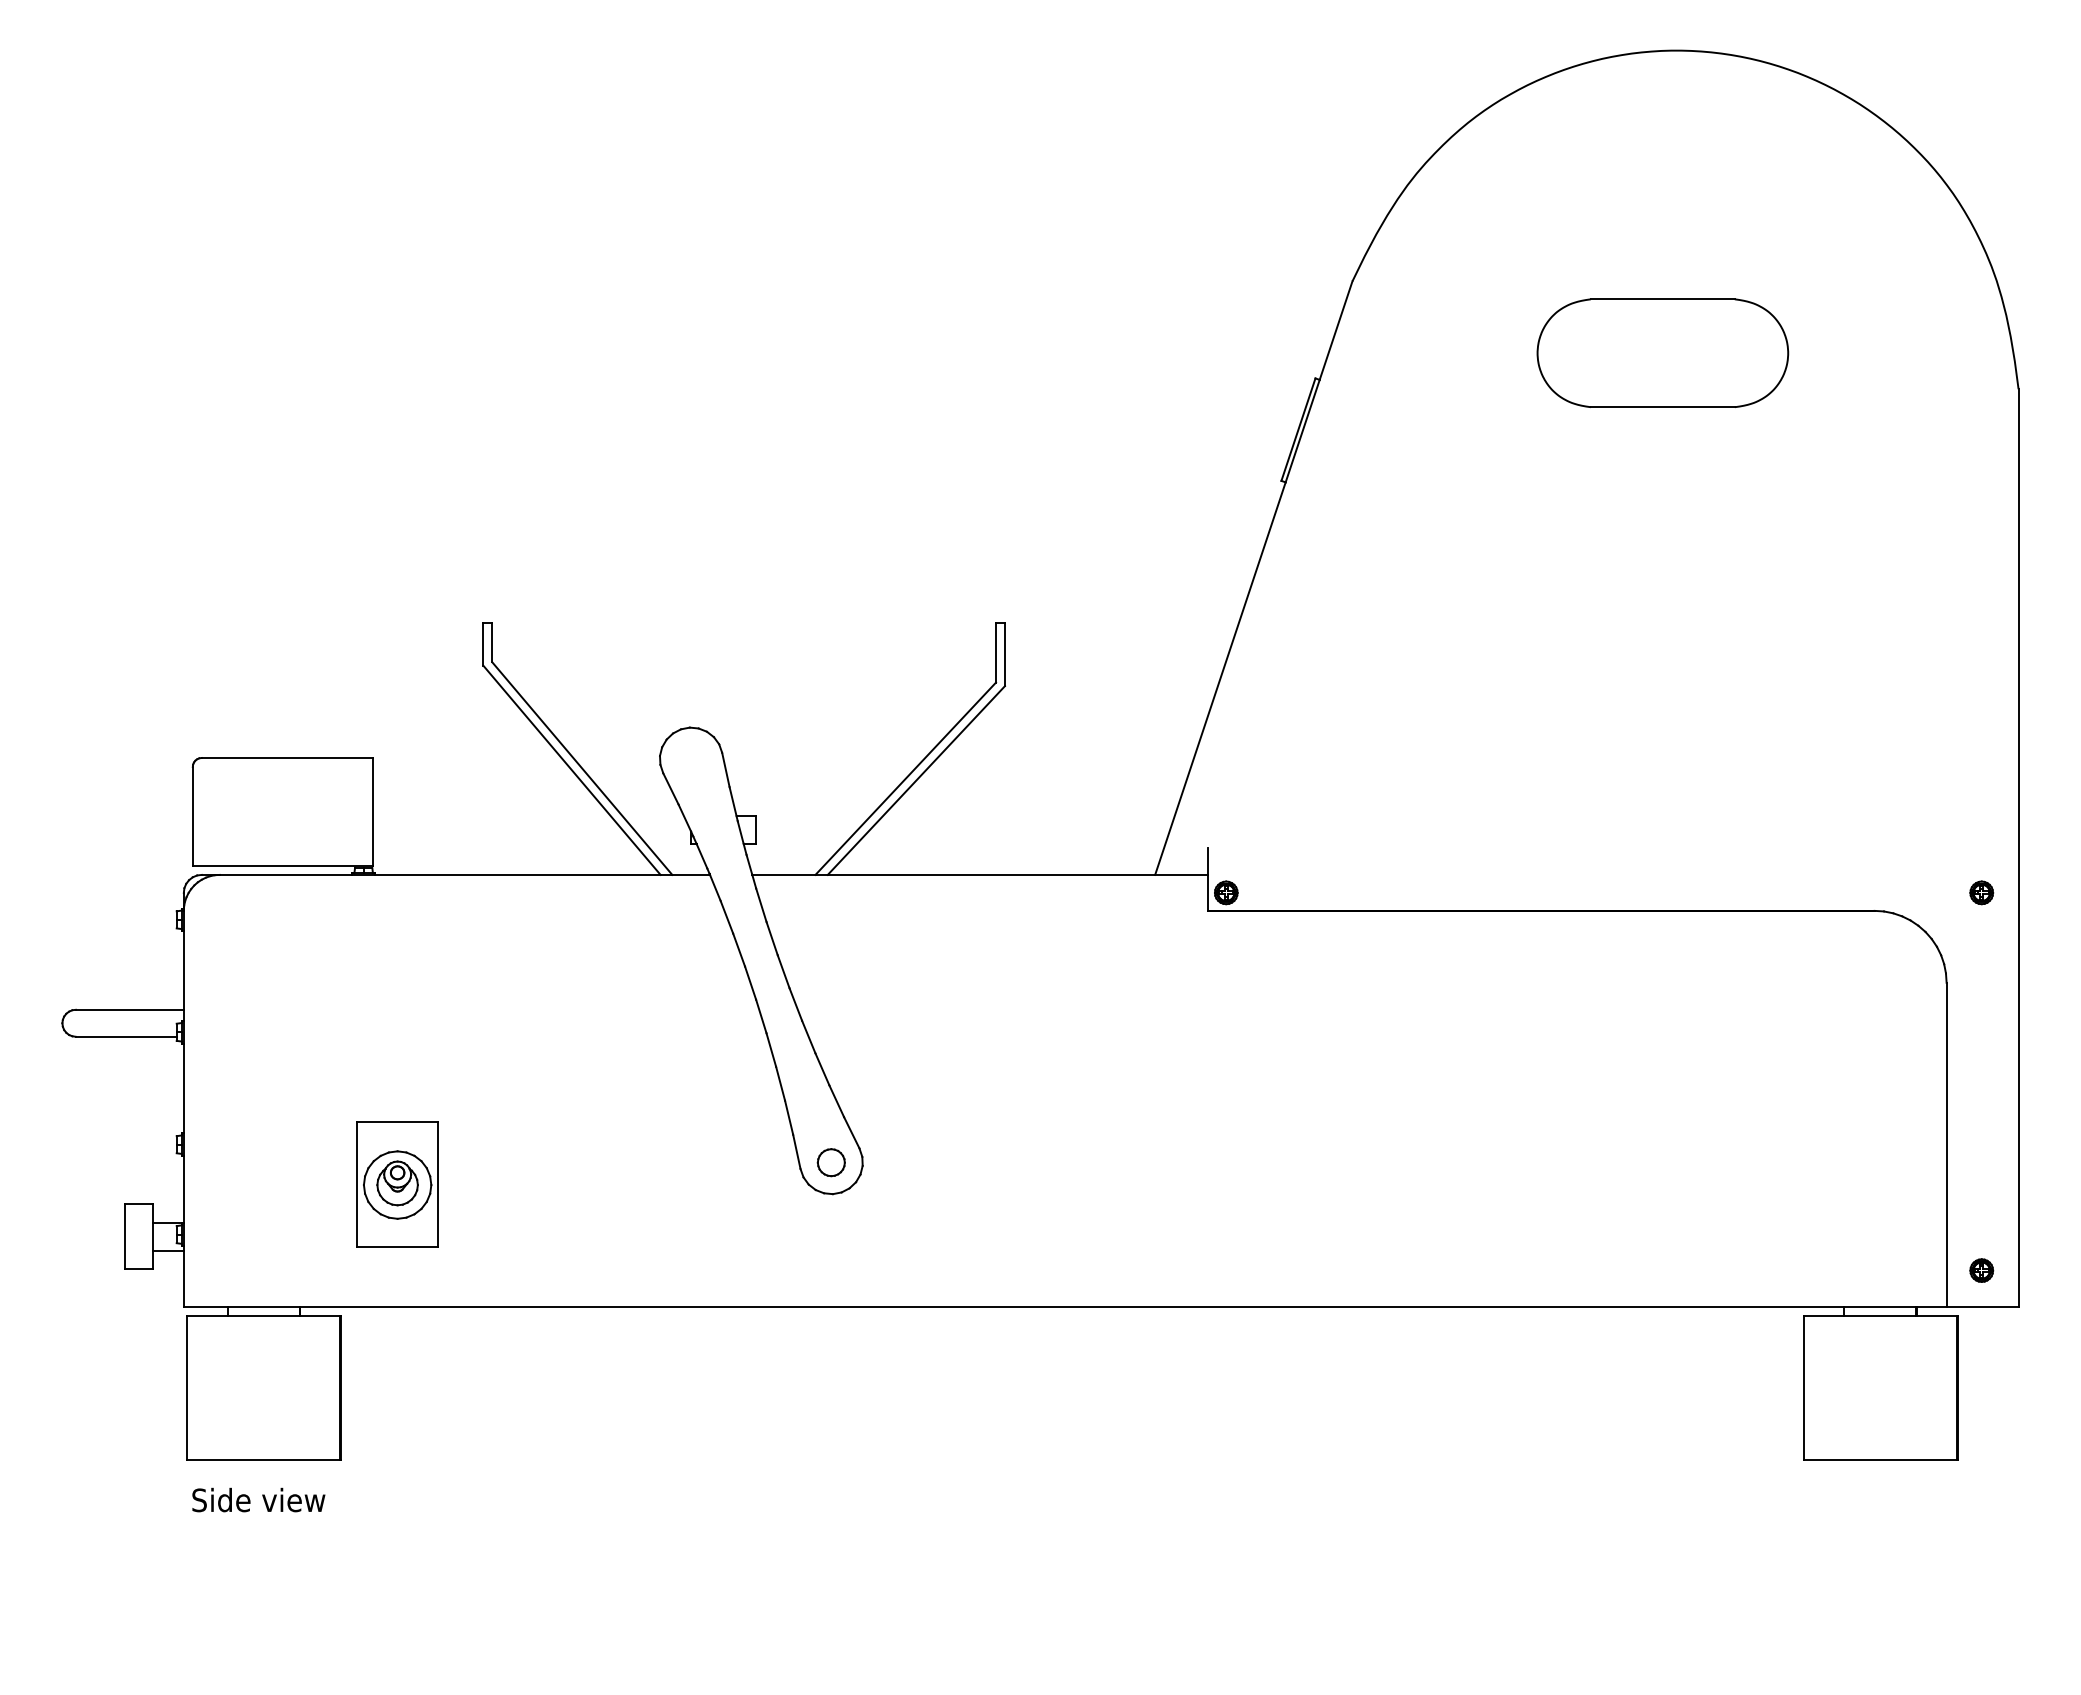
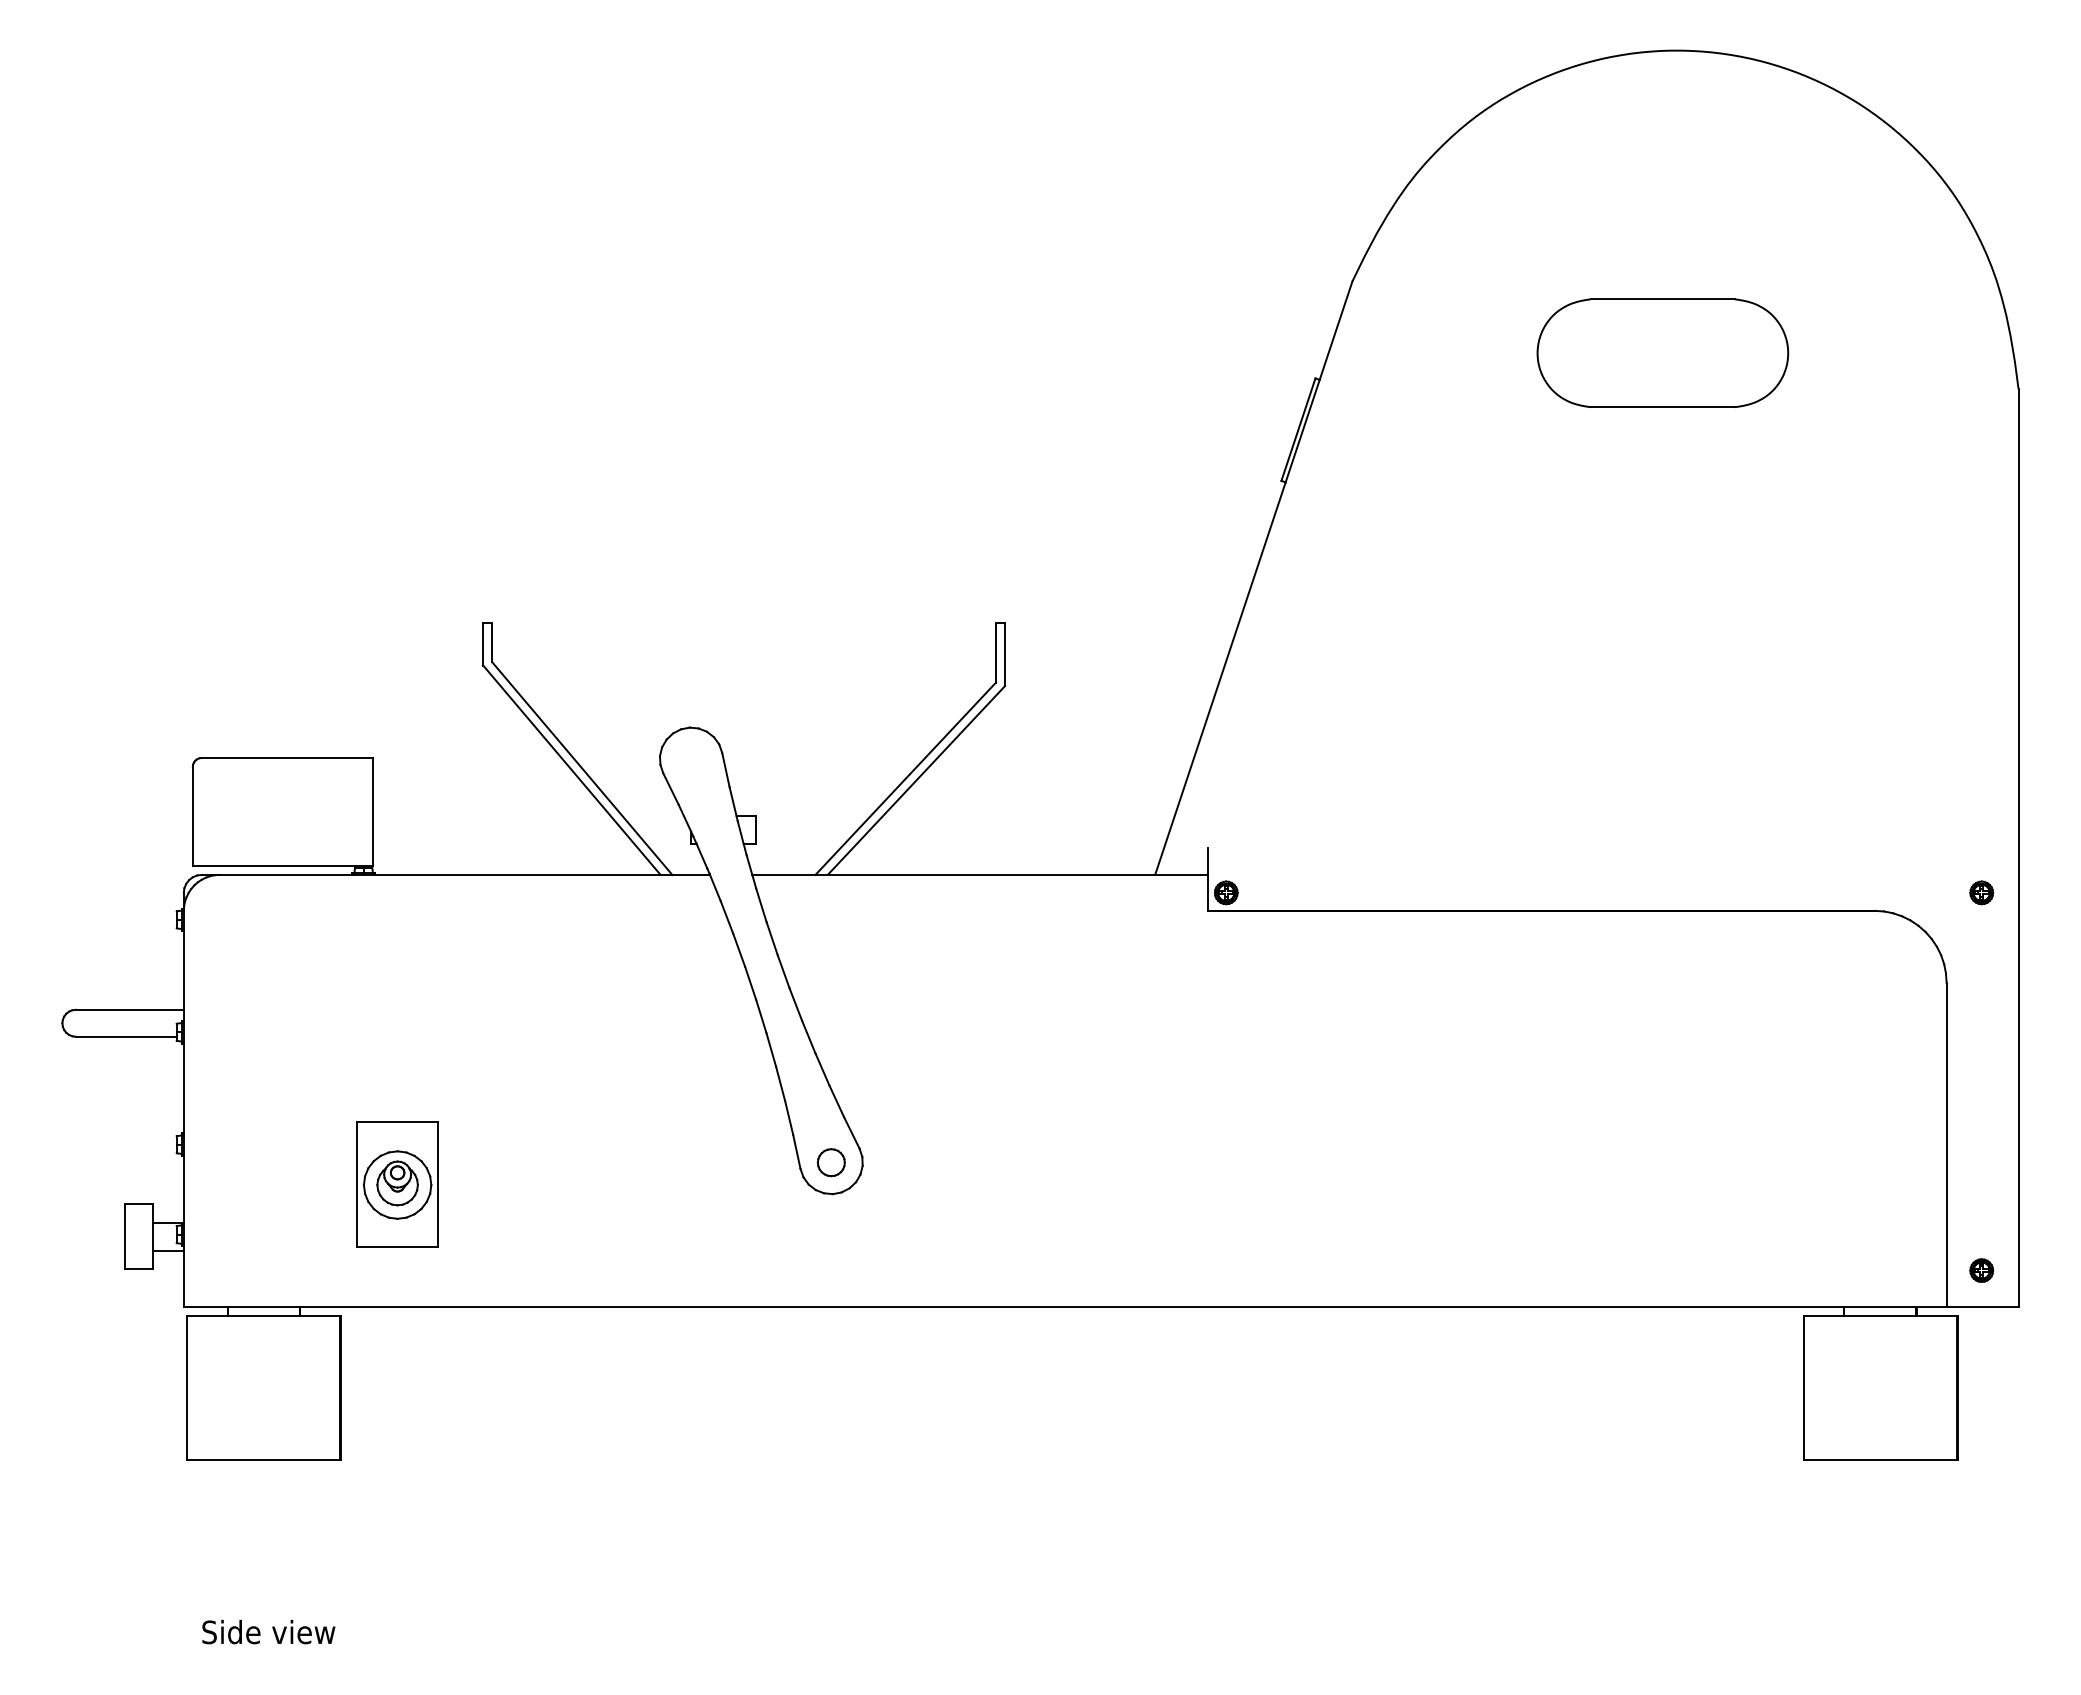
text position: (258, 1499) -> (268, 1631) (268, 1631)
